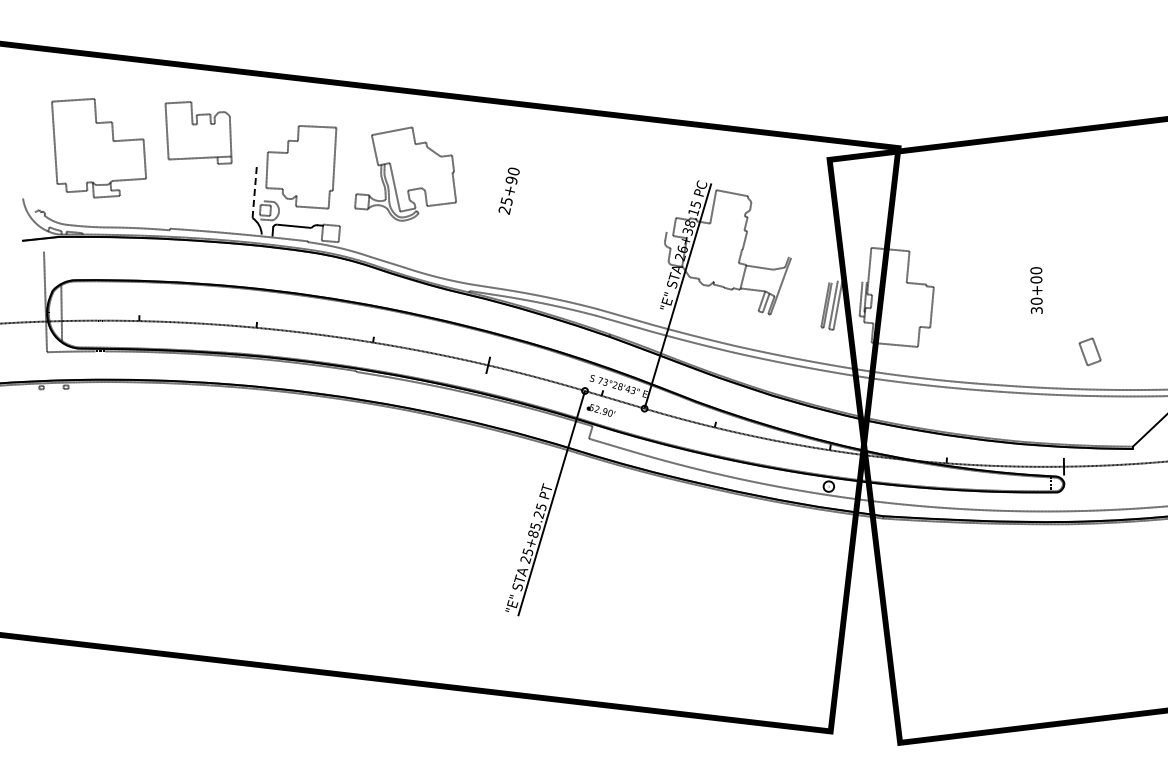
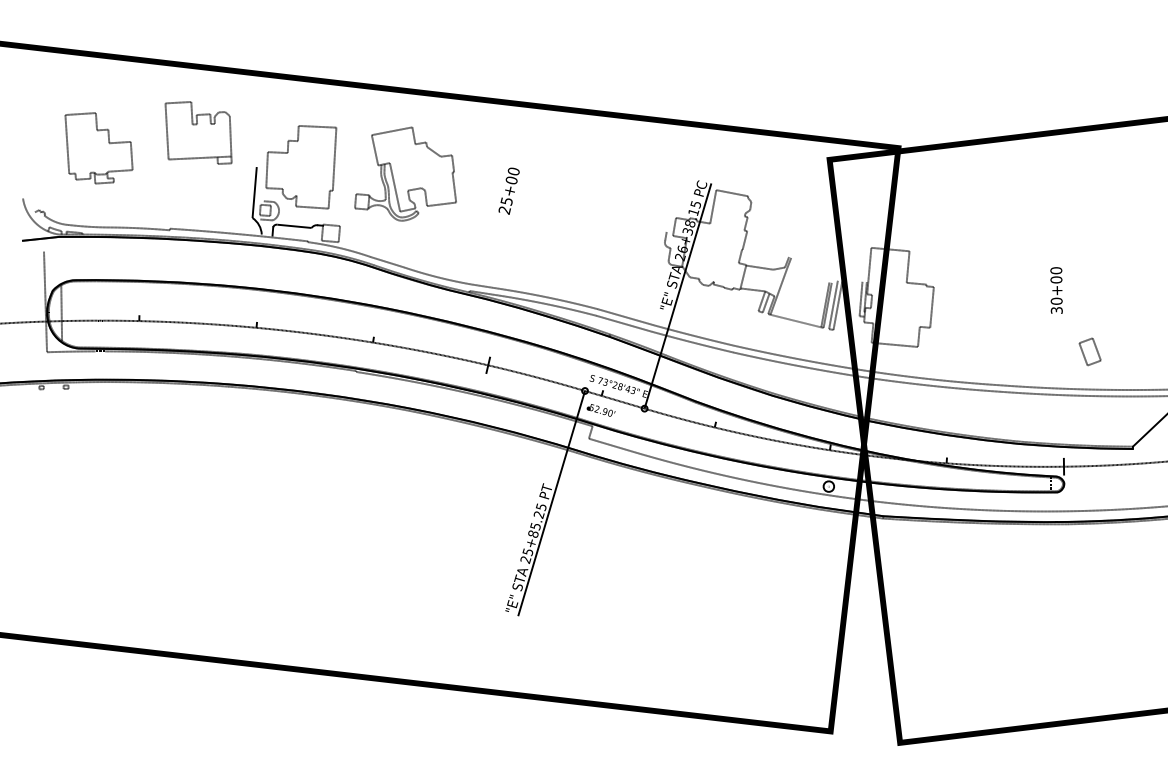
part size: 96x101 px -> 70x73 px (98, 148)
text: 25+90 -> 25+00 (511, 180)
line: dashed -> solid (254, 192)
text position: (1036, 290) -> (1056, 290) (1056, 290)
line: none -> present (795, 320)
